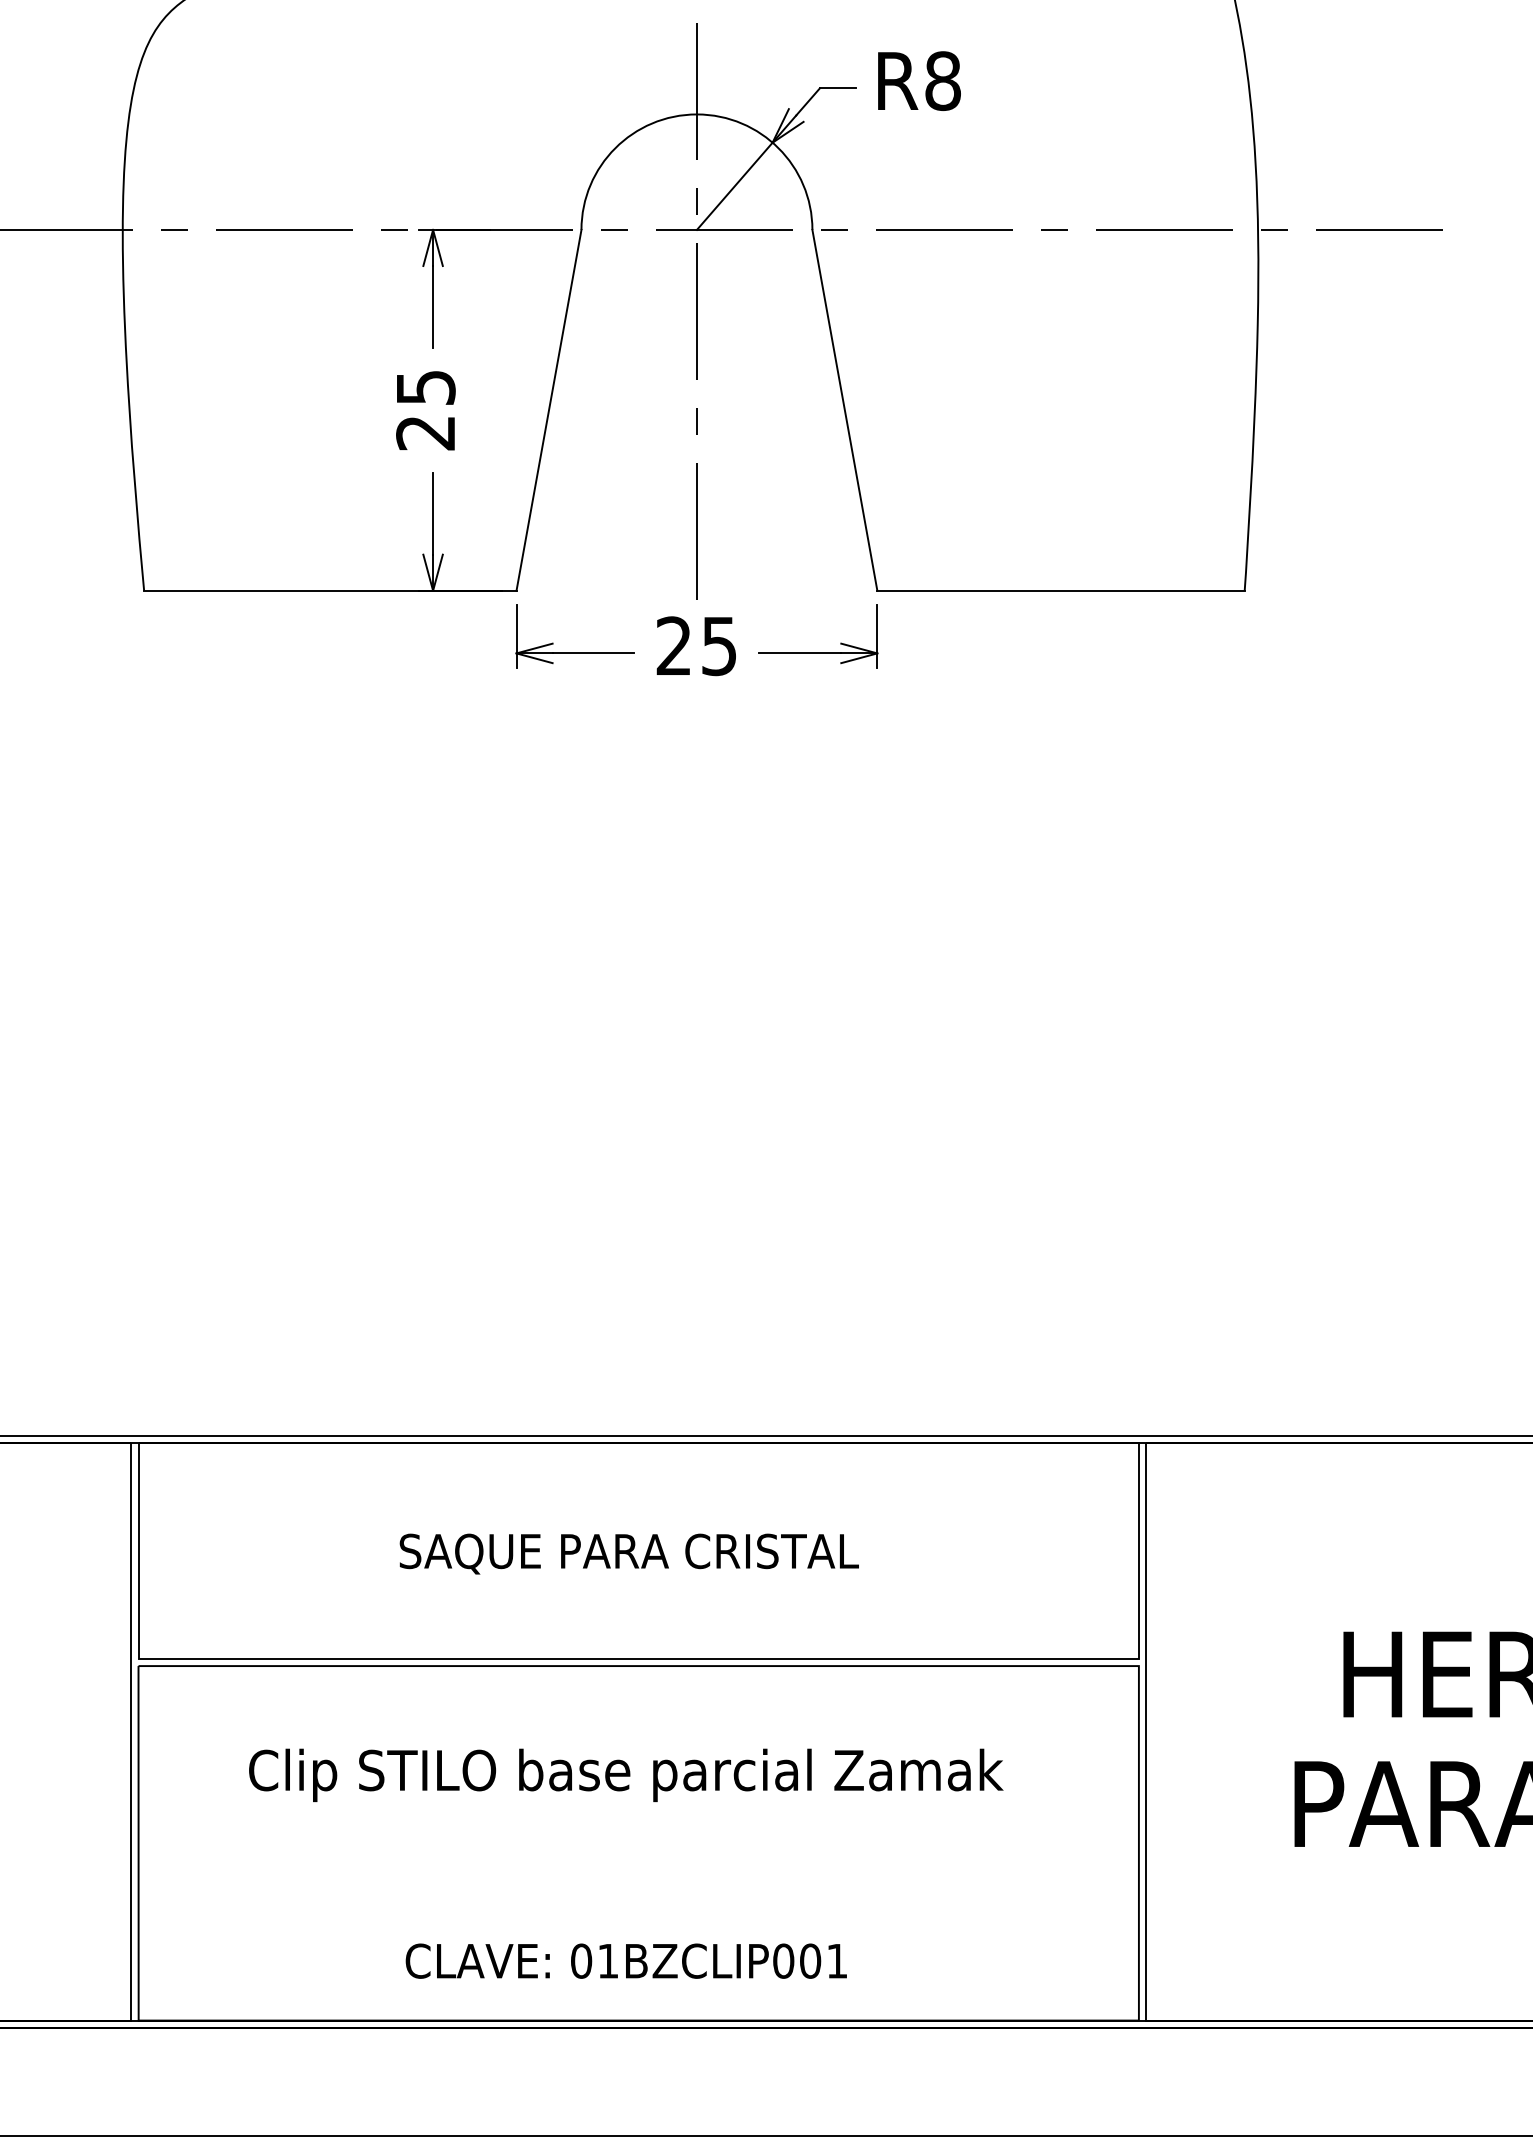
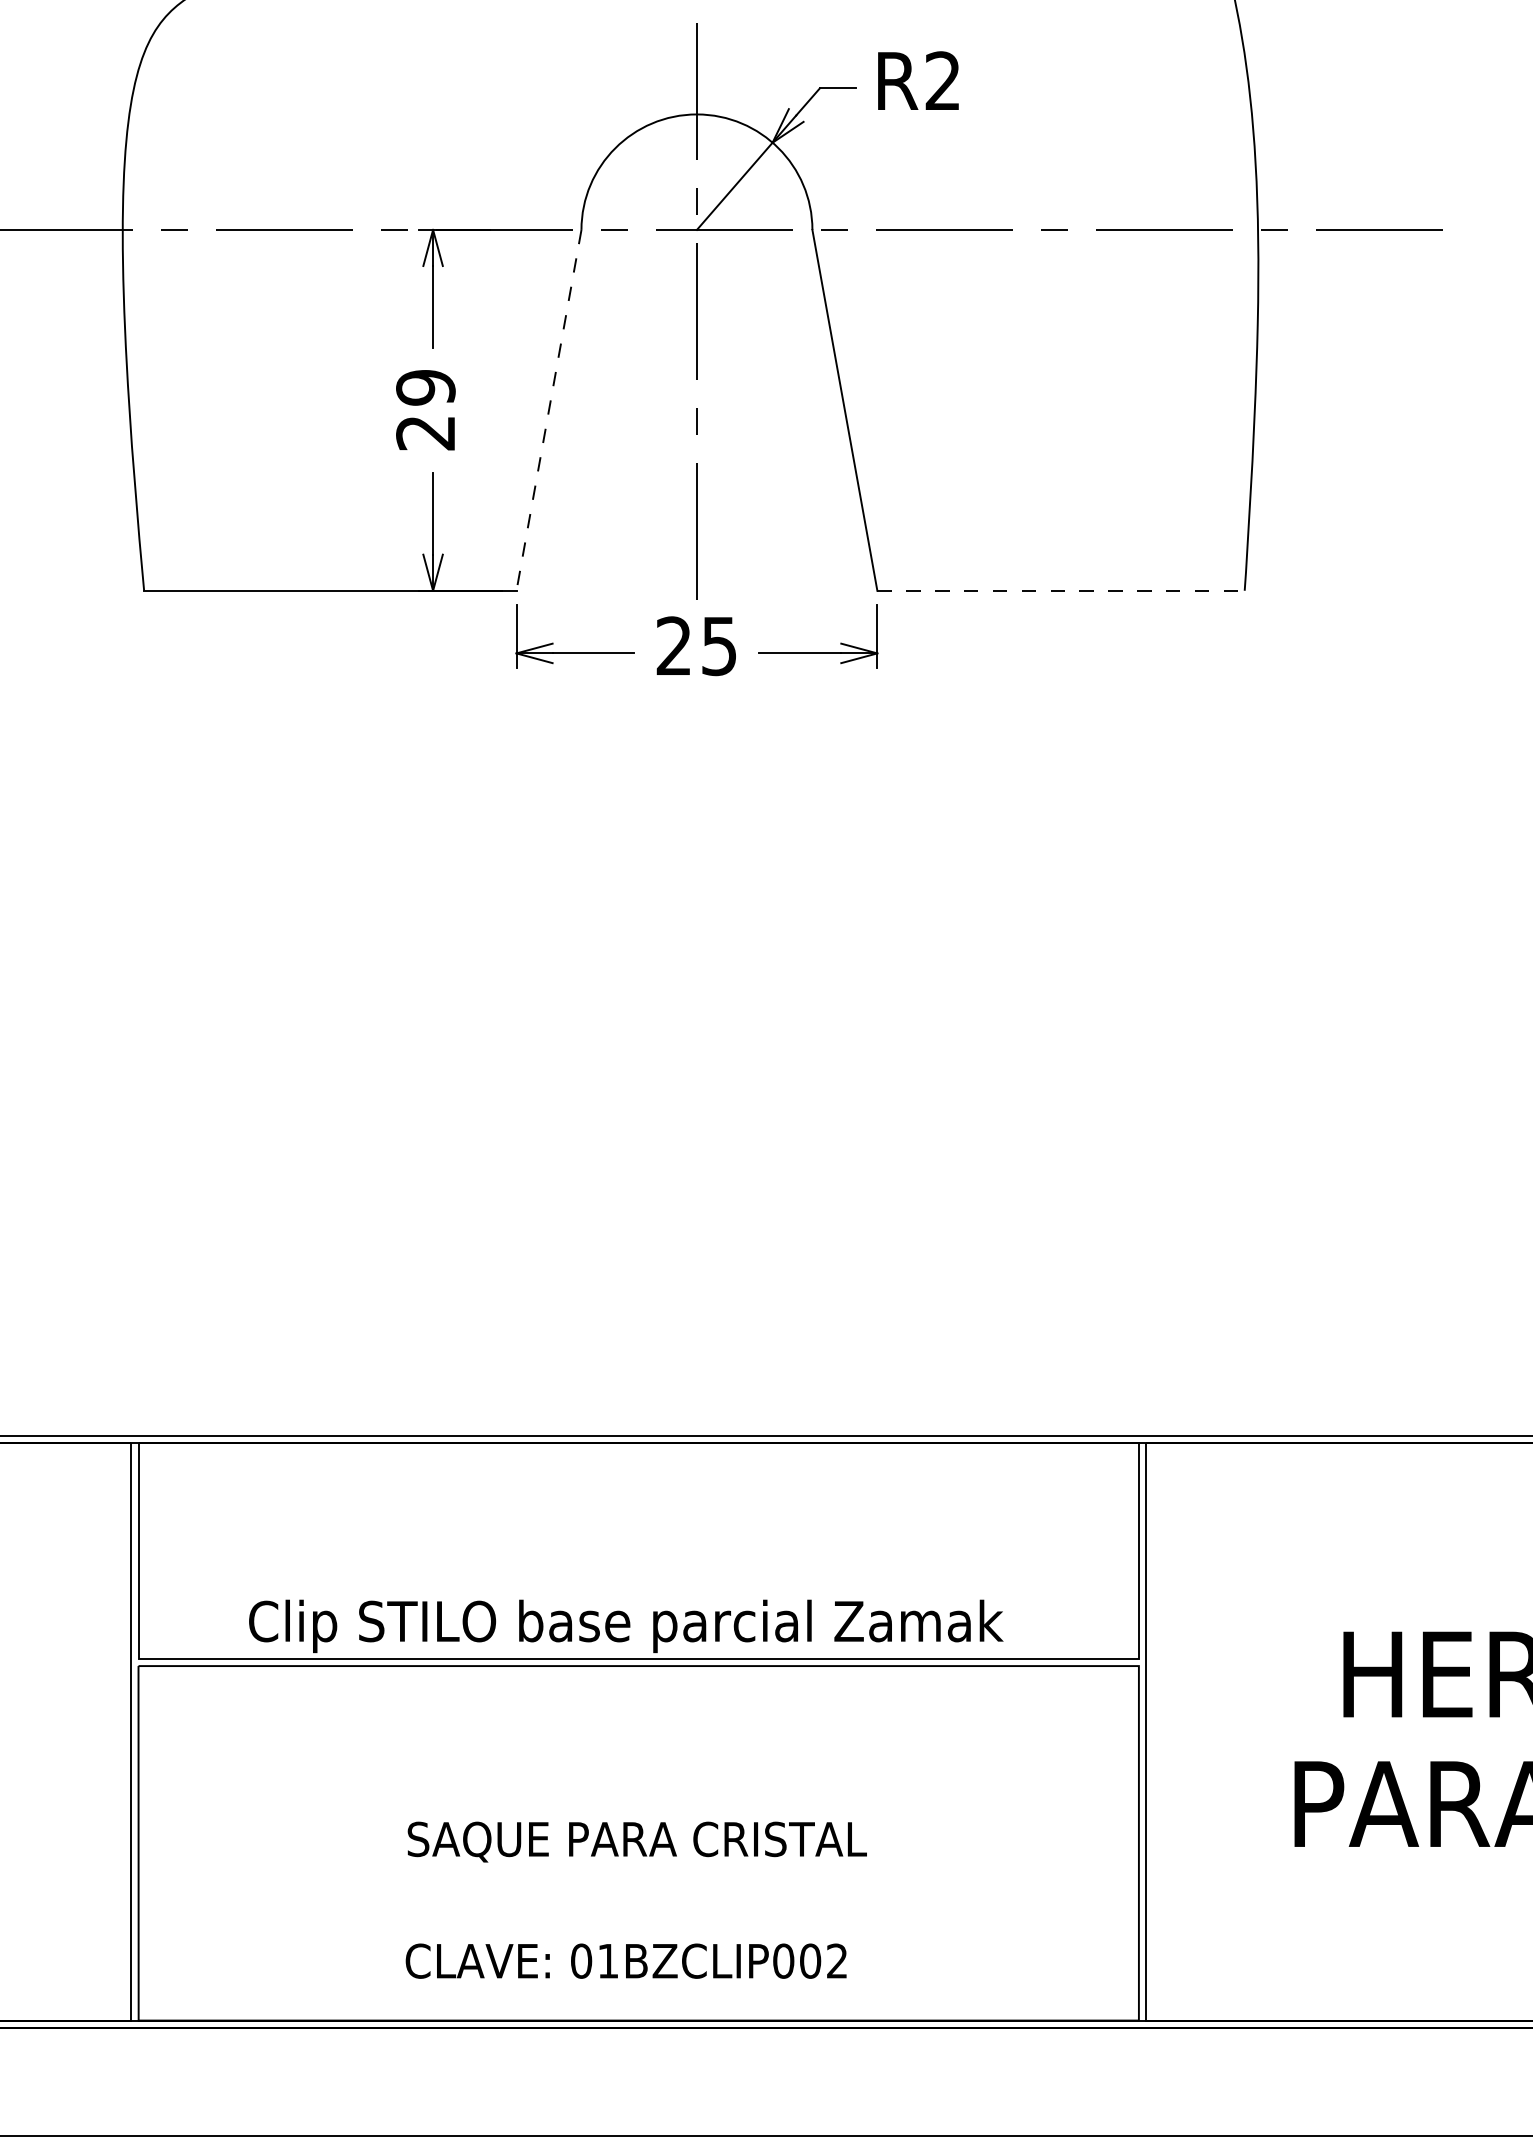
text: R8 -> R2 (942, 81)
text: 25 -> 29 (425, 387)
line: solid -> dashed (548, 410)
line: solid -> dashed (1061, 590)
text position: (628, 1553) -> (636, 1841) (636, 1841)
text position: (626, 1774) -> (626, 1625) (626, 1625)
text: 01BZCLIP001 -> 01BZCLIP002 (836, 1960)
